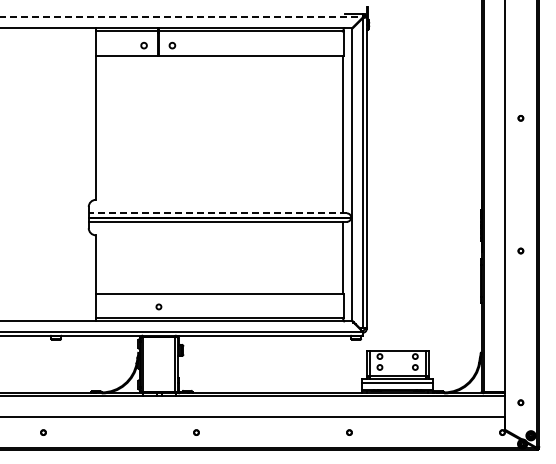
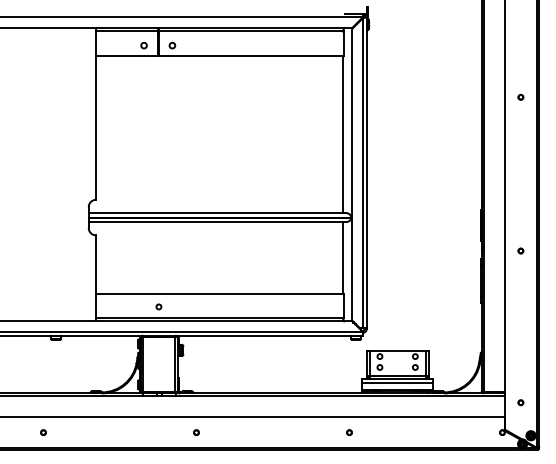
line: dashed -> solid (182, 17)
part position: (520, 118) -> (520, 97) (520, 97)
line: dashed -> solid (217, 213)
